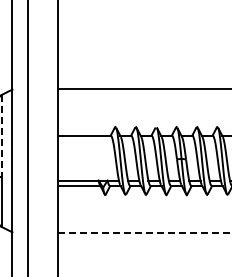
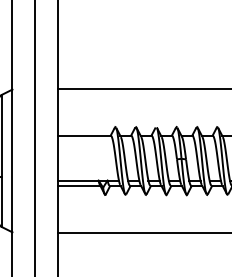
line: dashed -> solid (1, 136)
line position: (28, 137) -> (35, 137) (35, 137)
line: dashed -> solid (144, 232)
